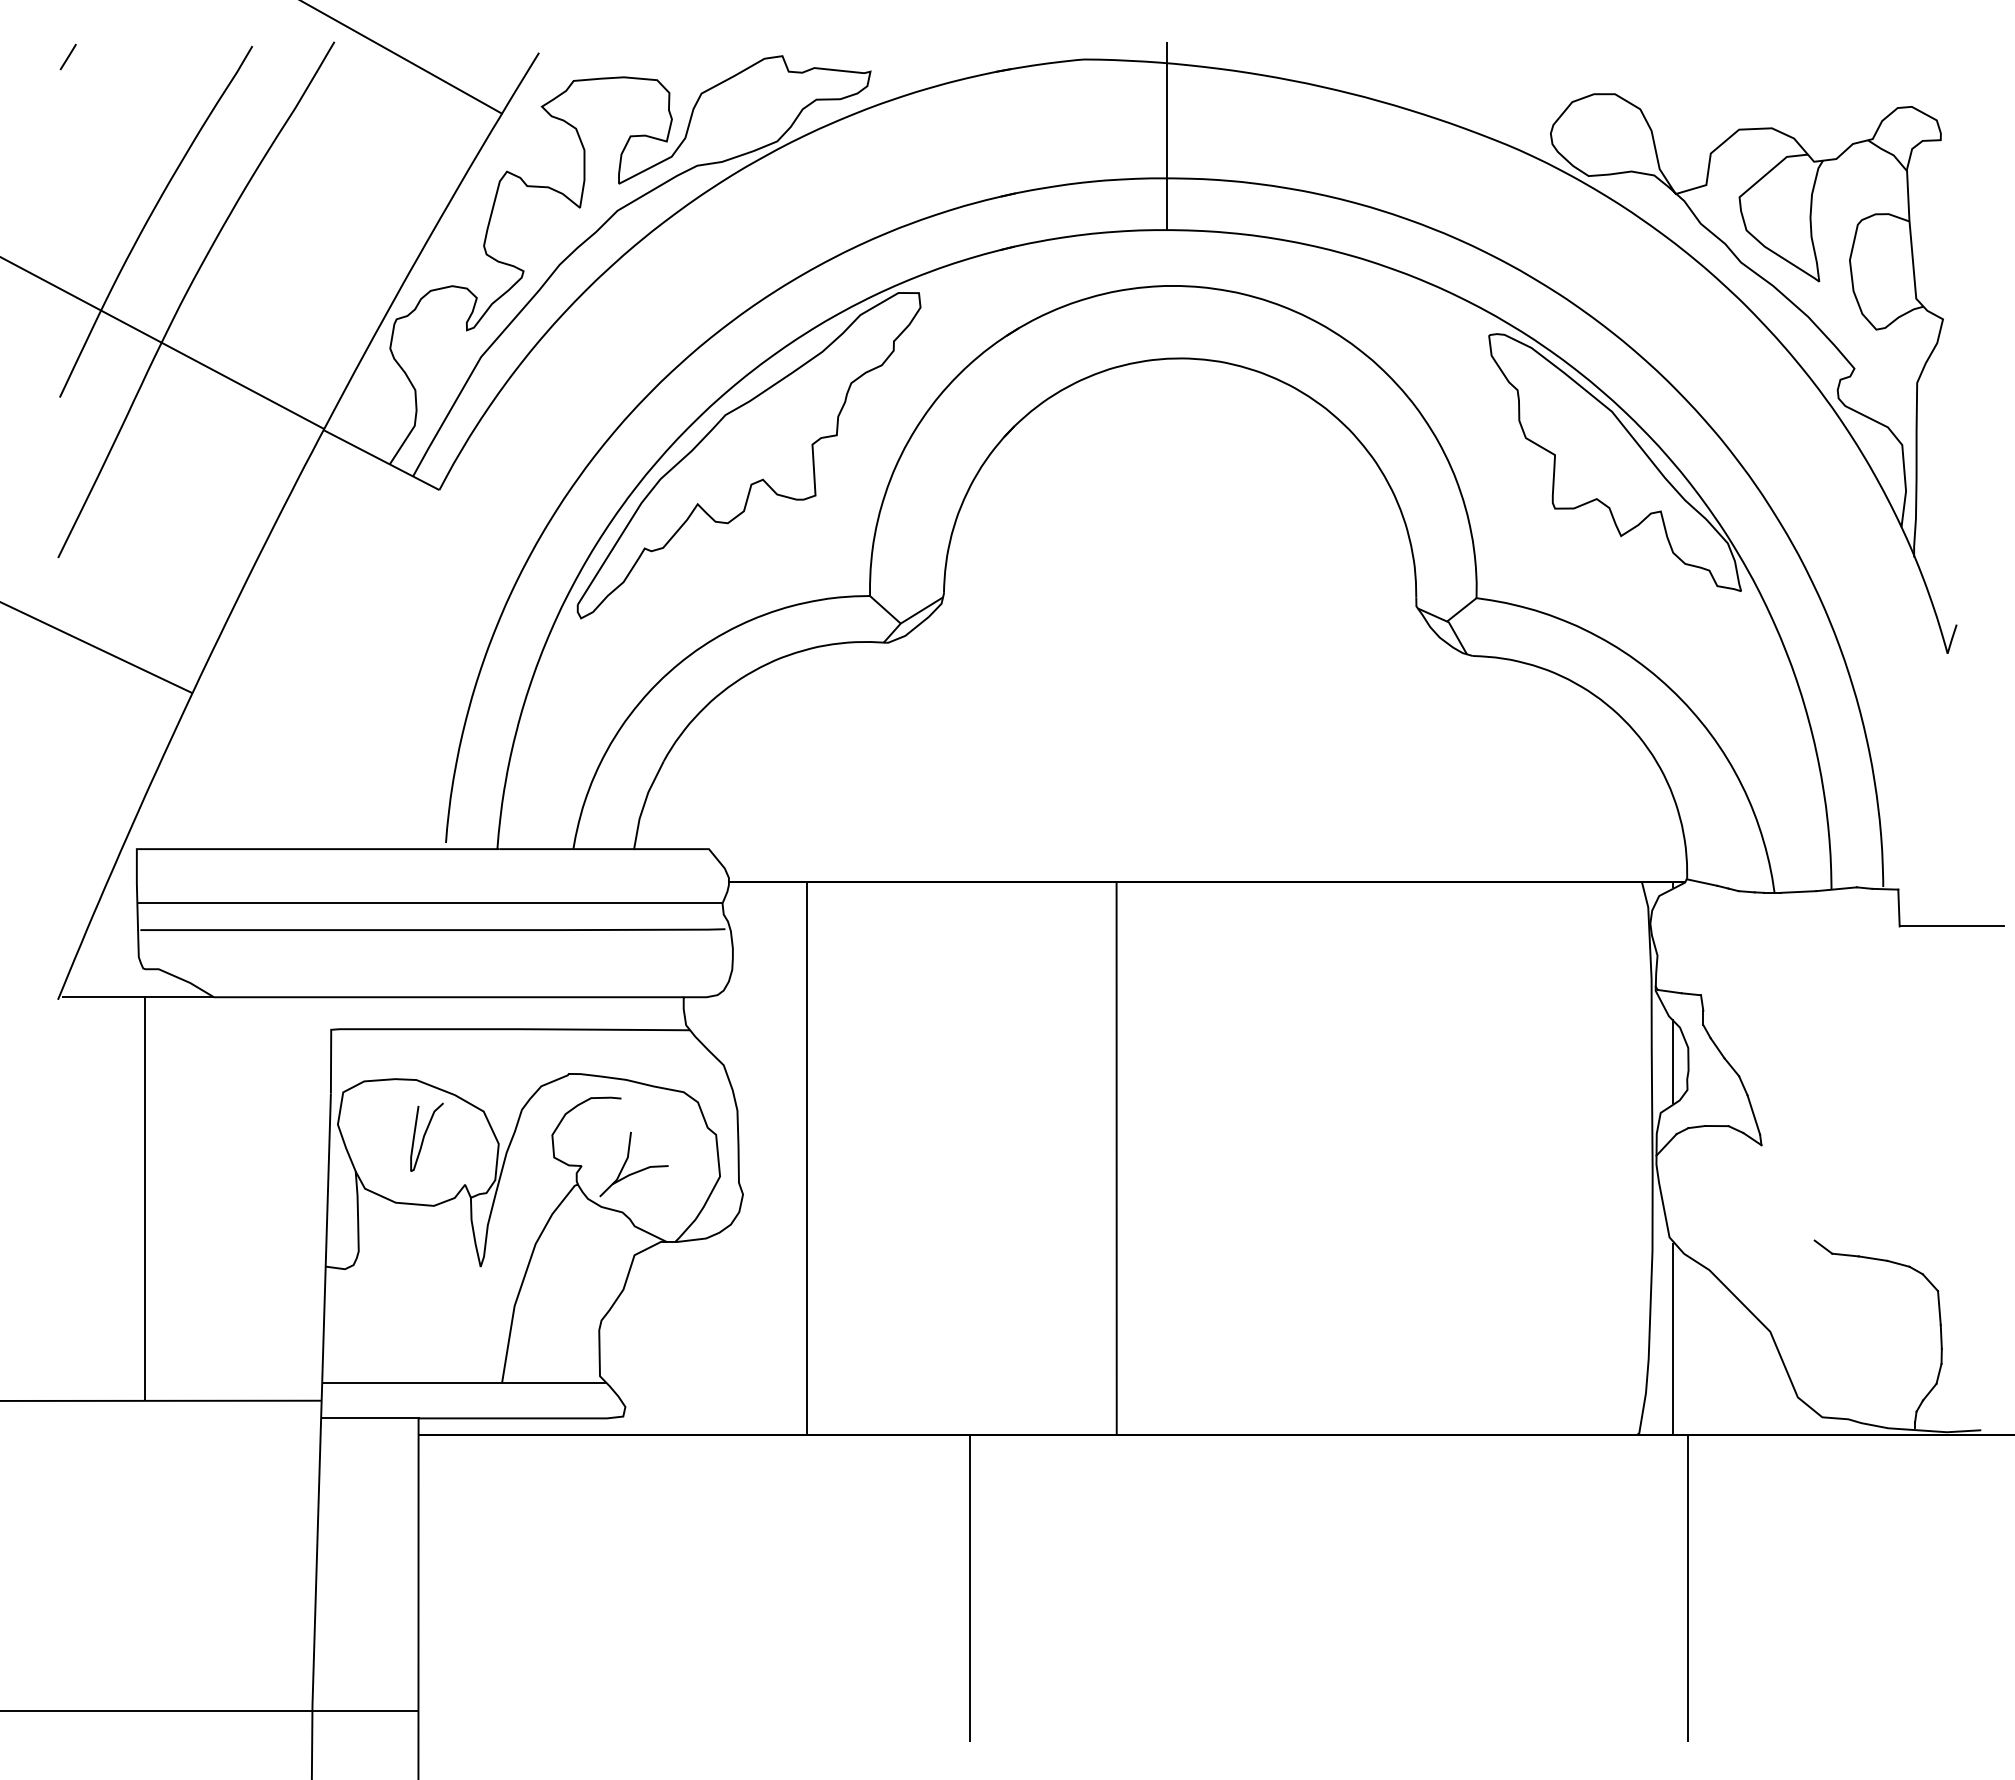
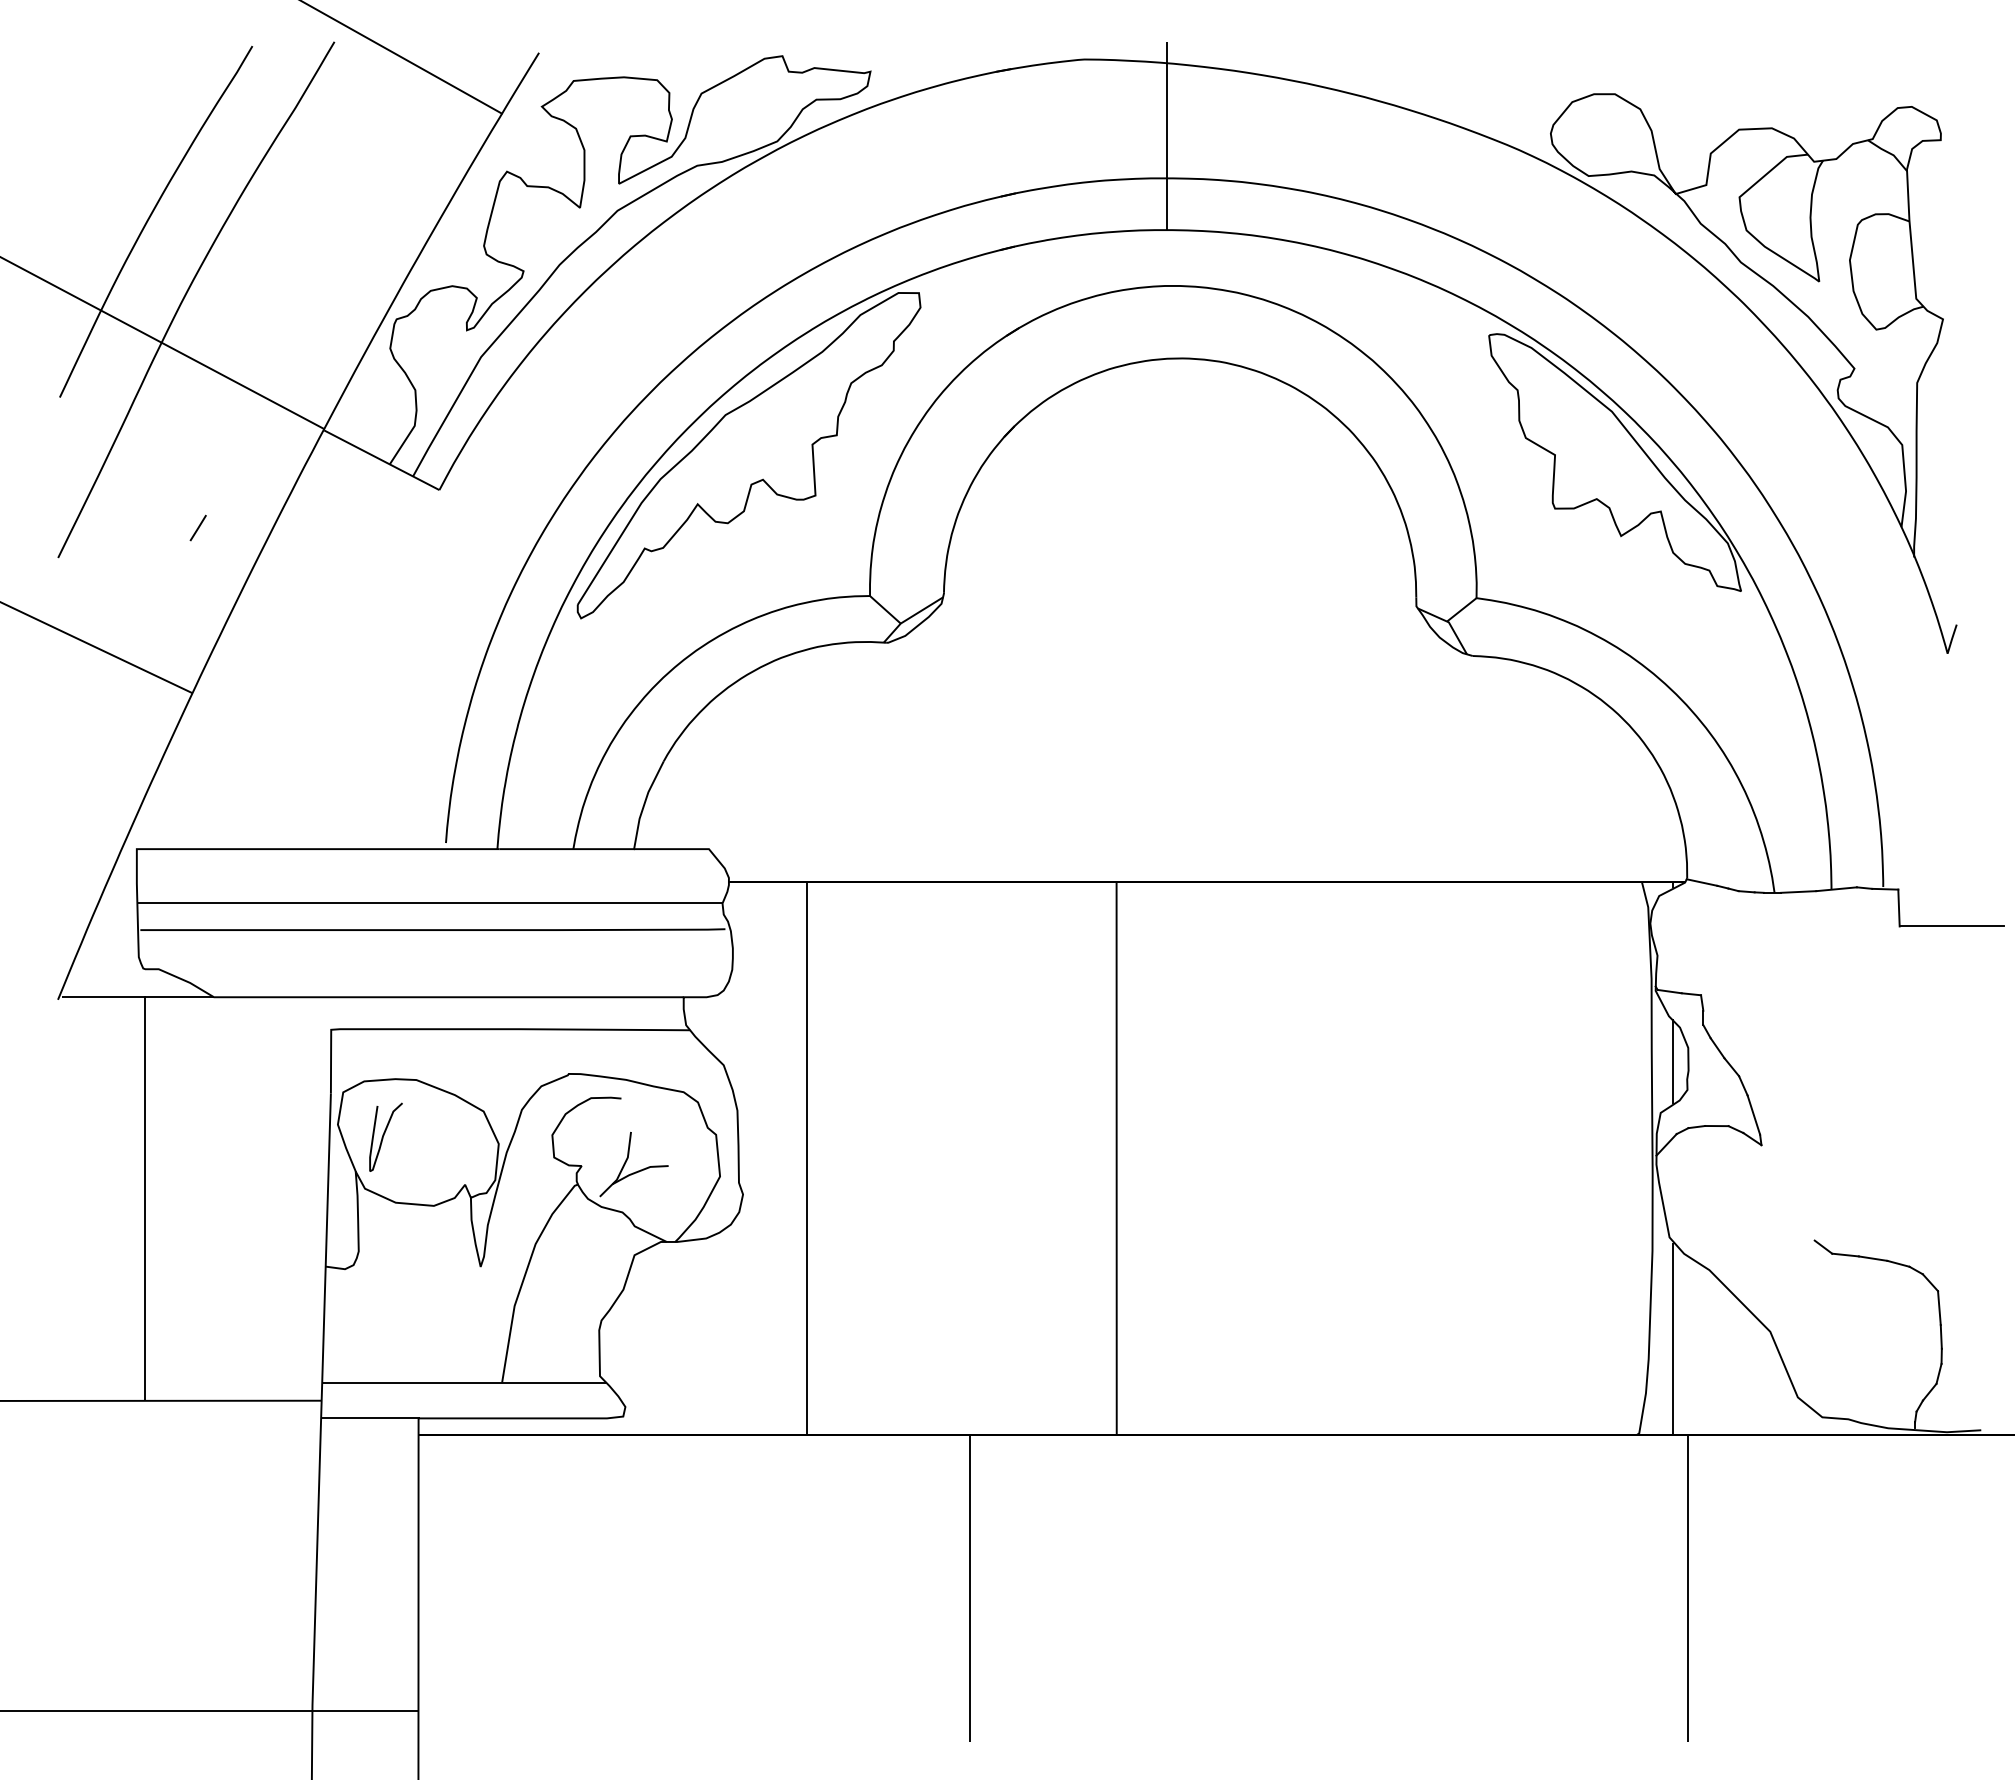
line position: (67, 56) -> (197, 527) (197, 527)
curve position: (425, 1135) -> (384, 1135) (384, 1135)
